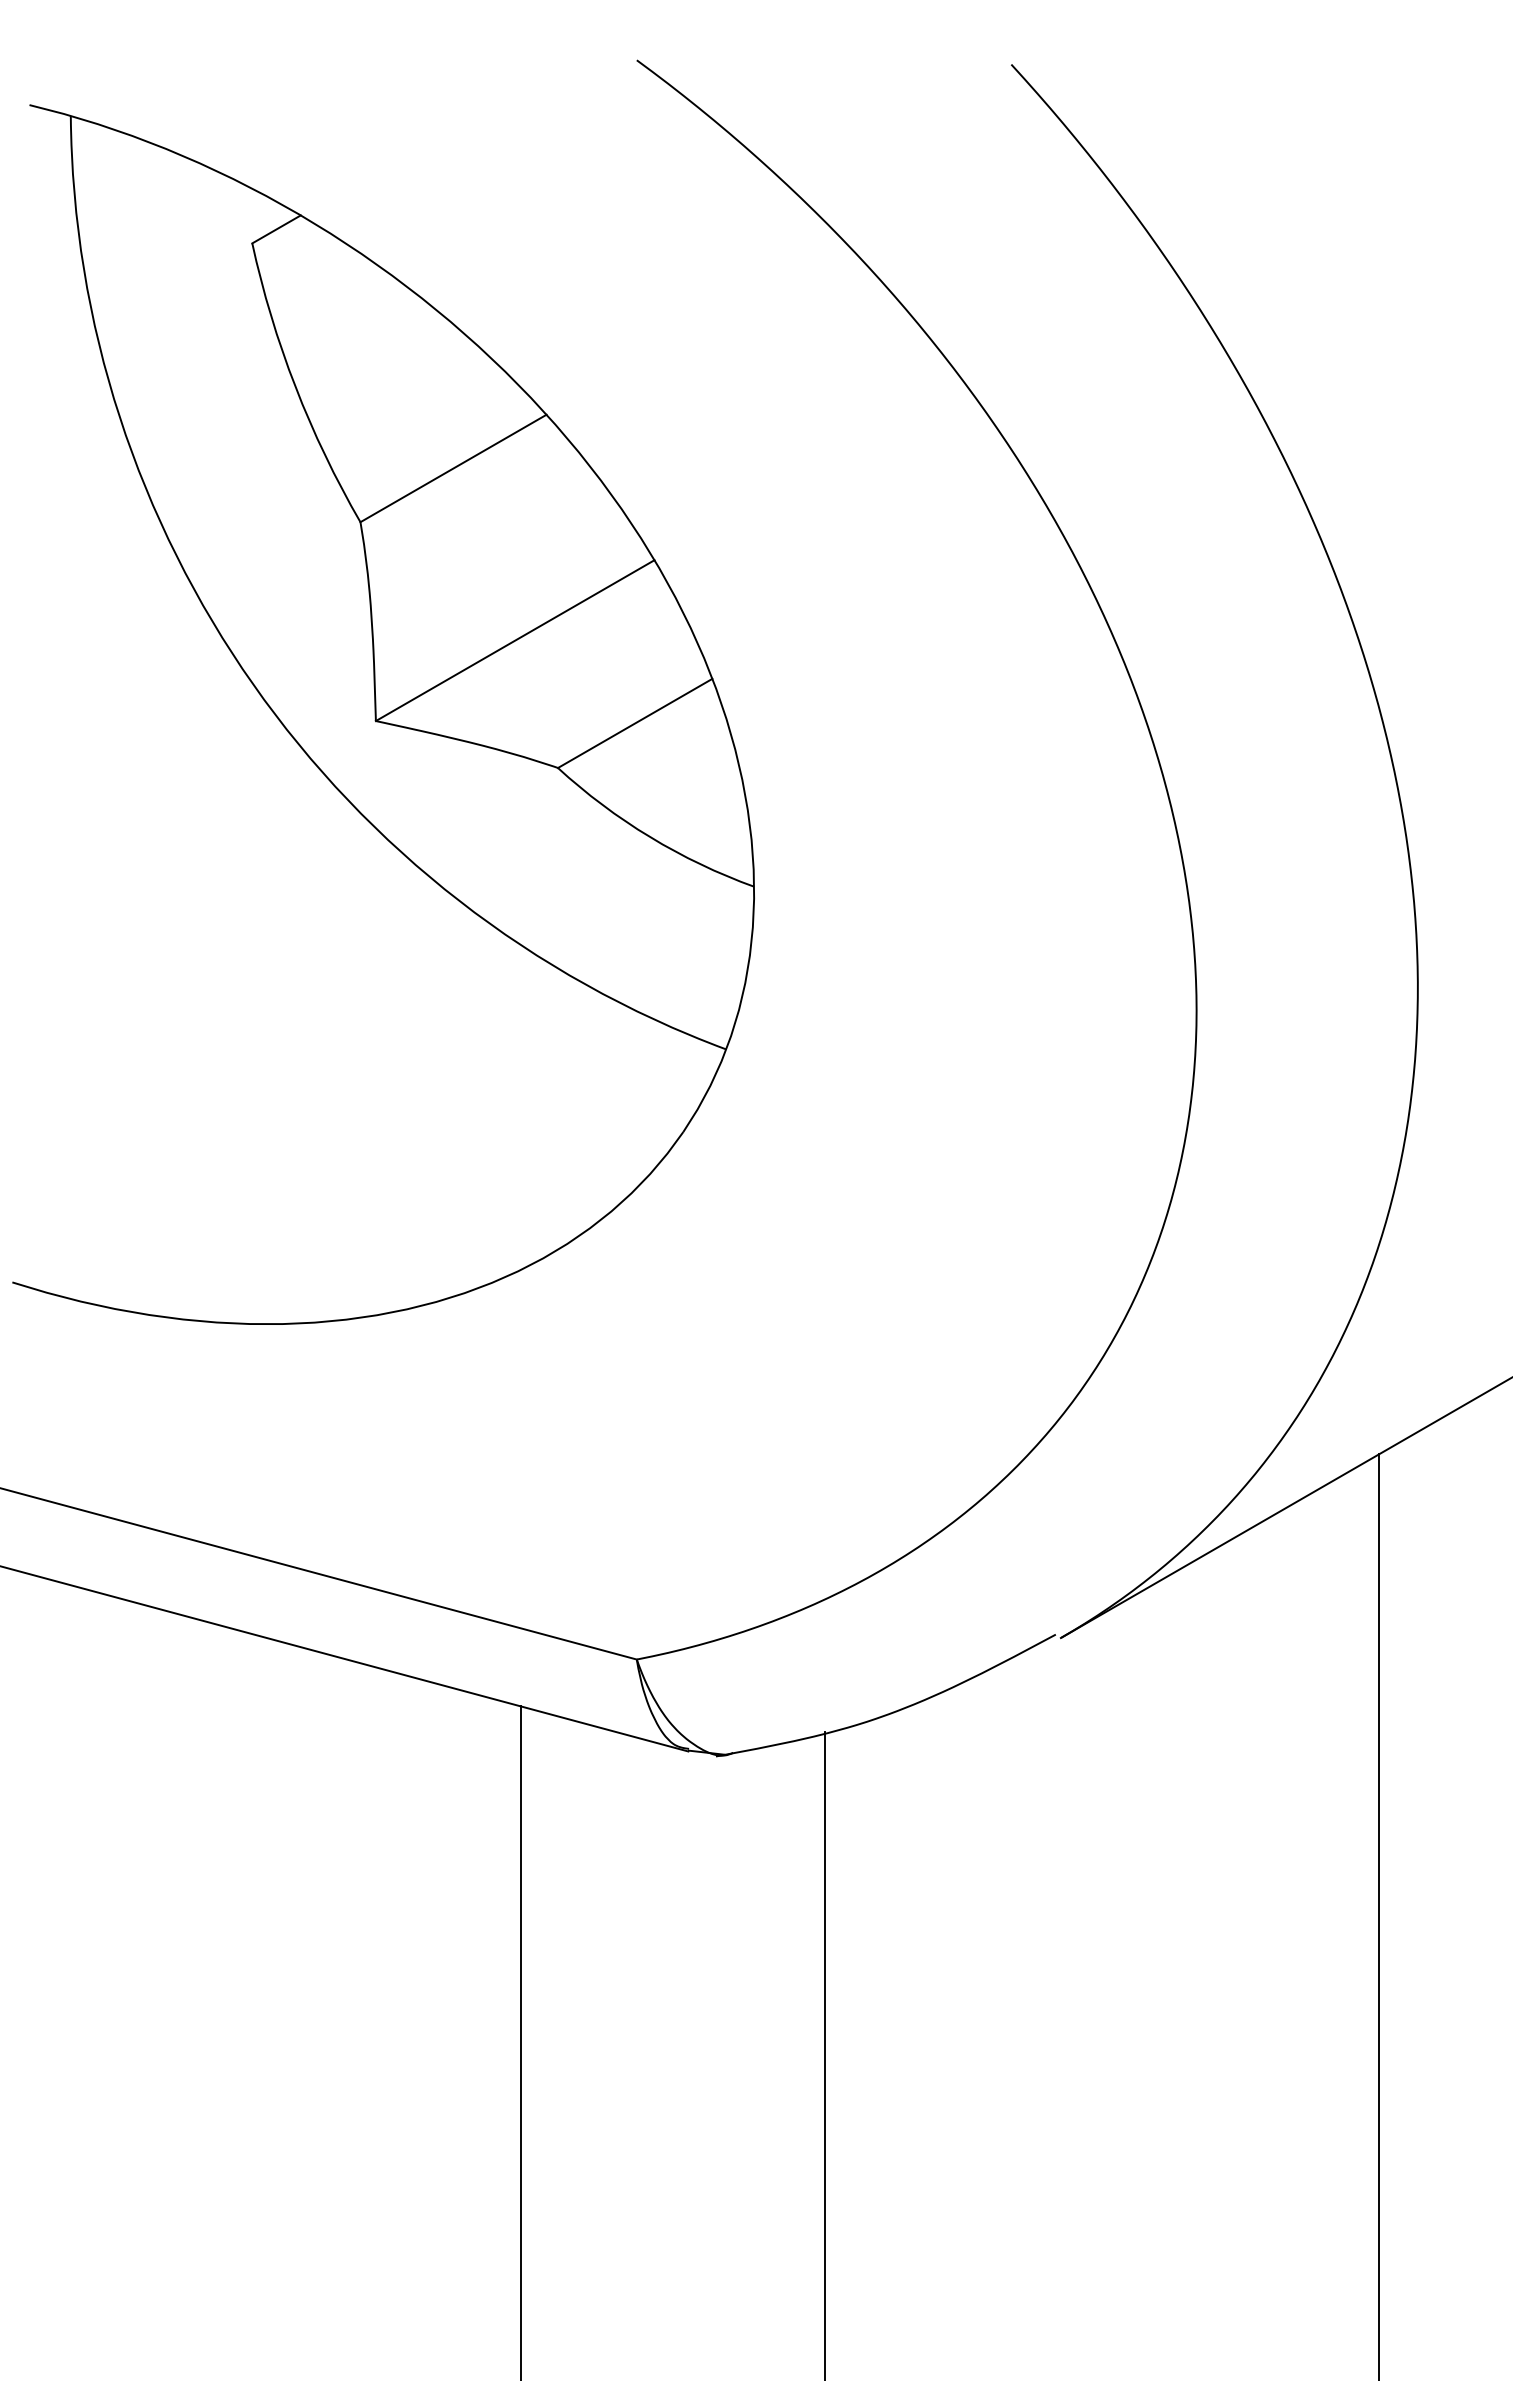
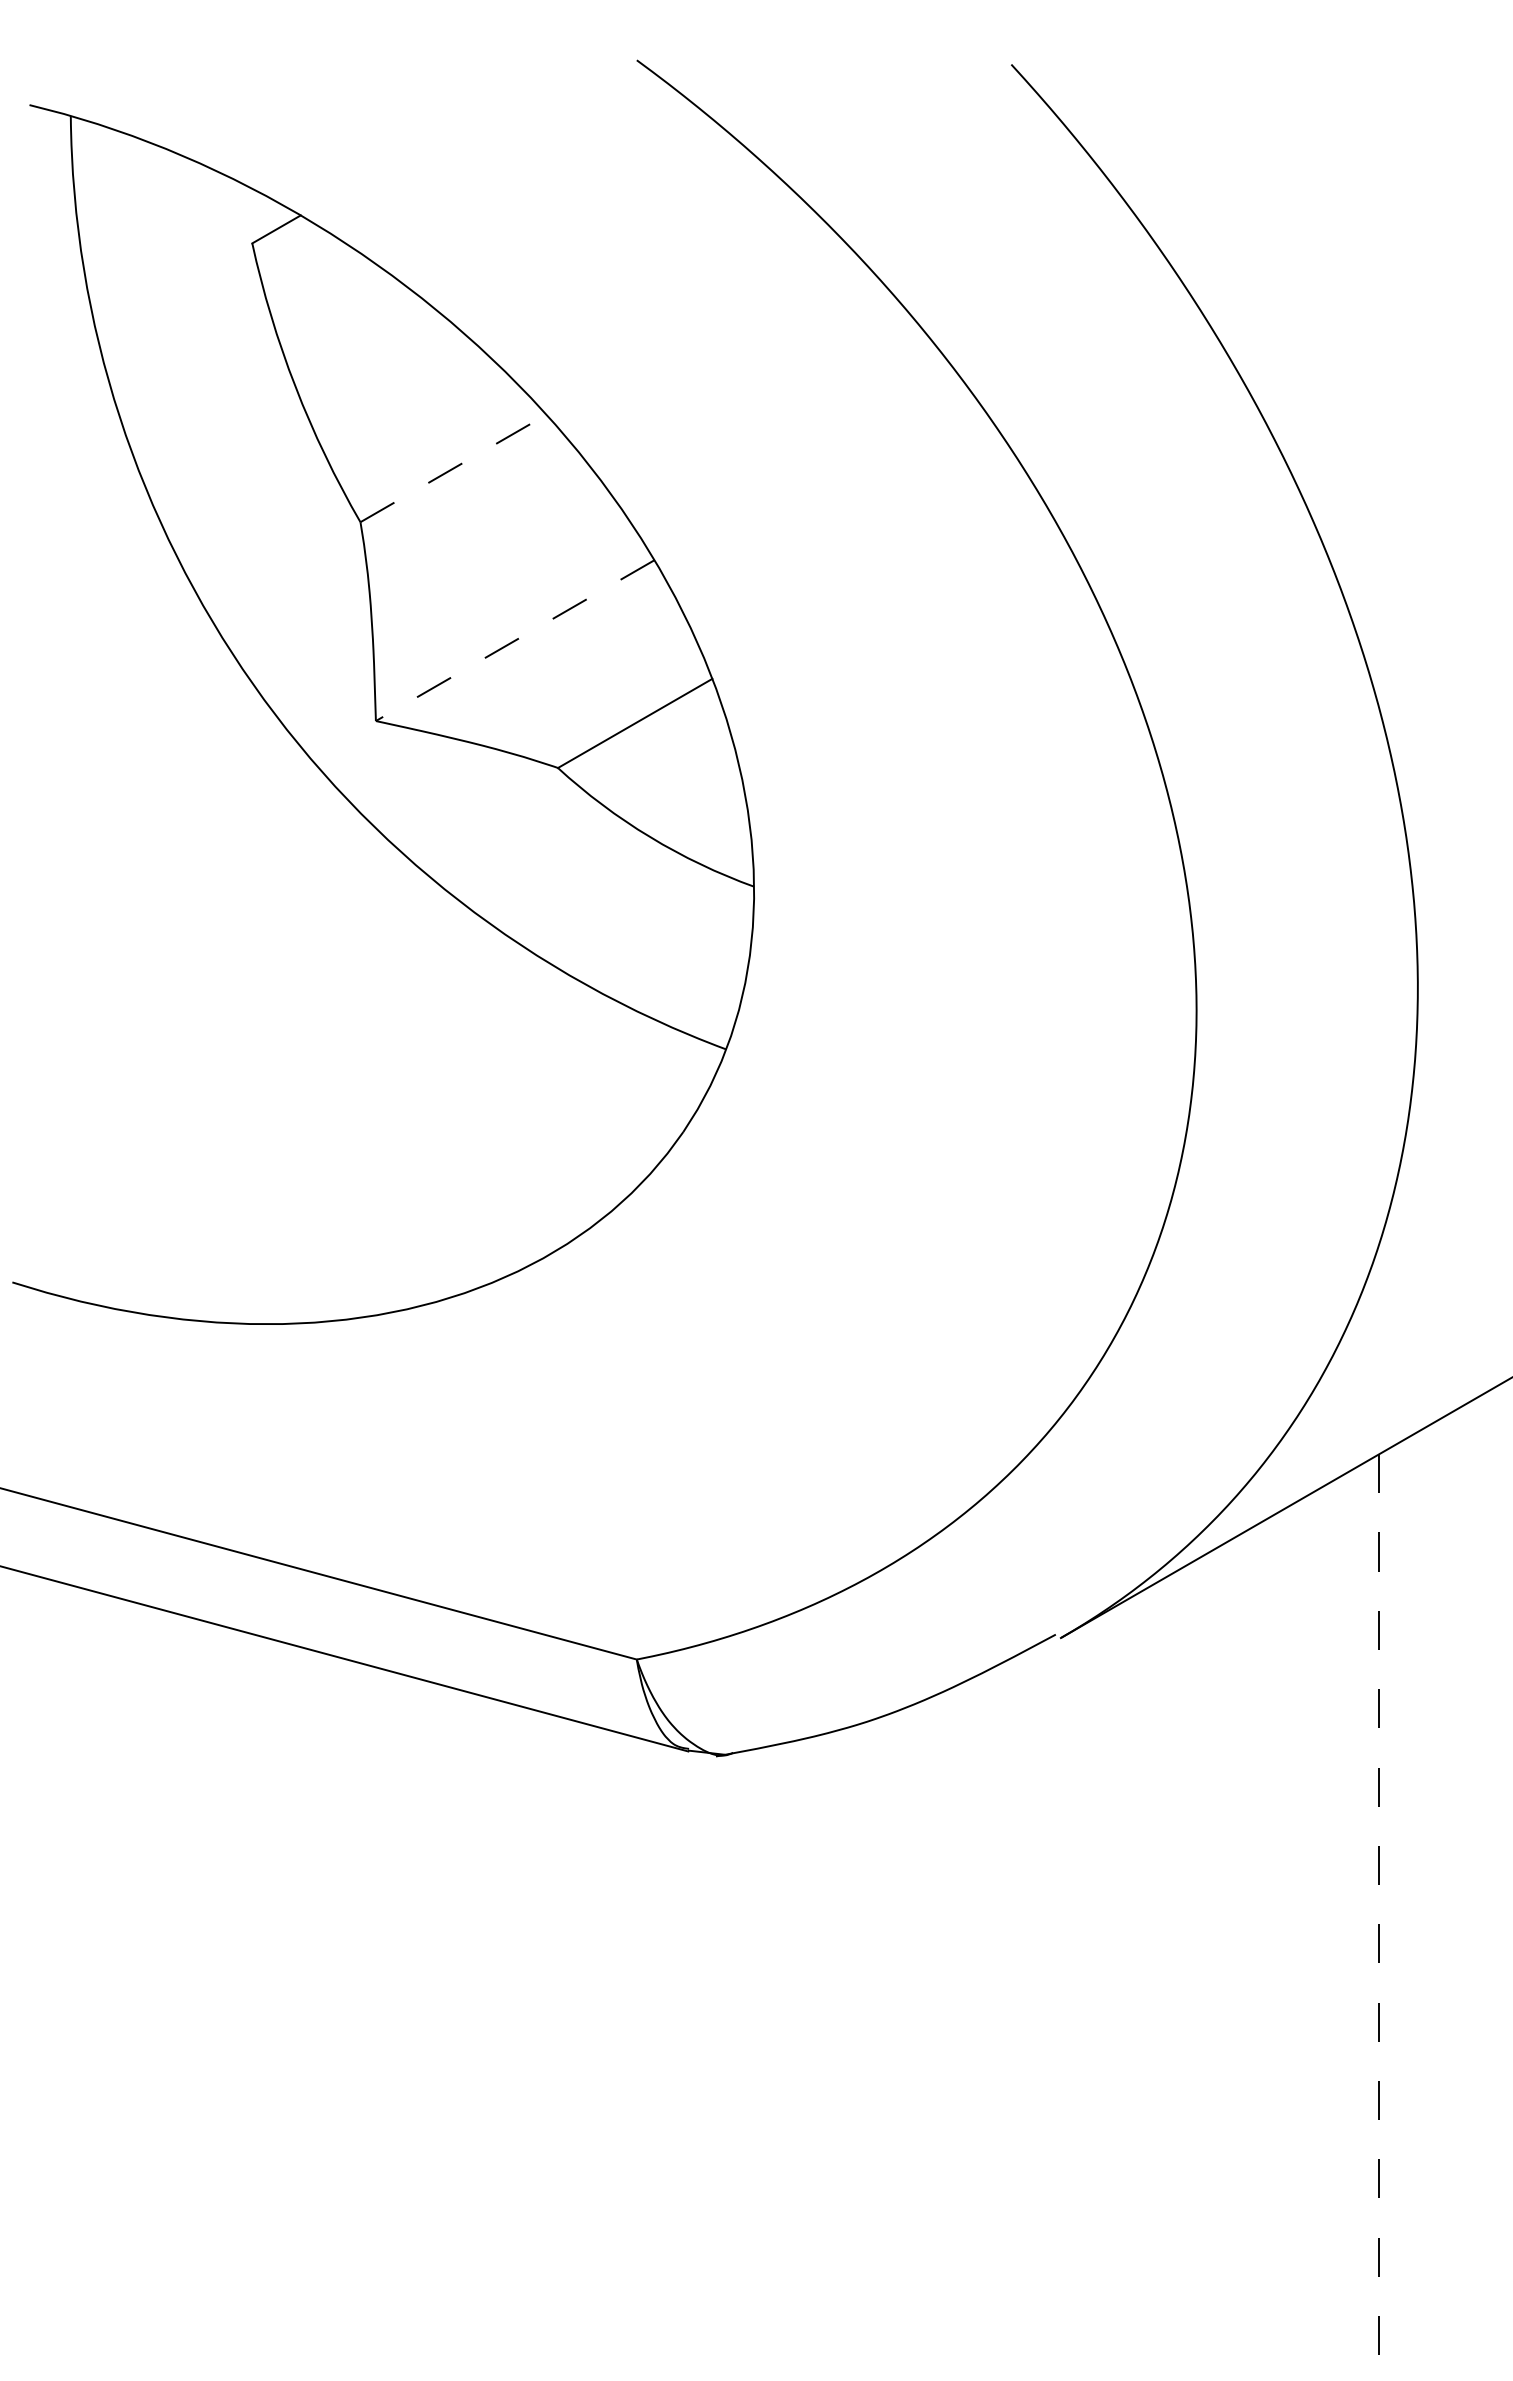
line: solid -> dashed (453, 468)
line: solid -> dashed (515, 640)
line: solid -> dashed (1379, 1917)
line: present -> none (520, 2041)
line: present -> none (825, 2054)
